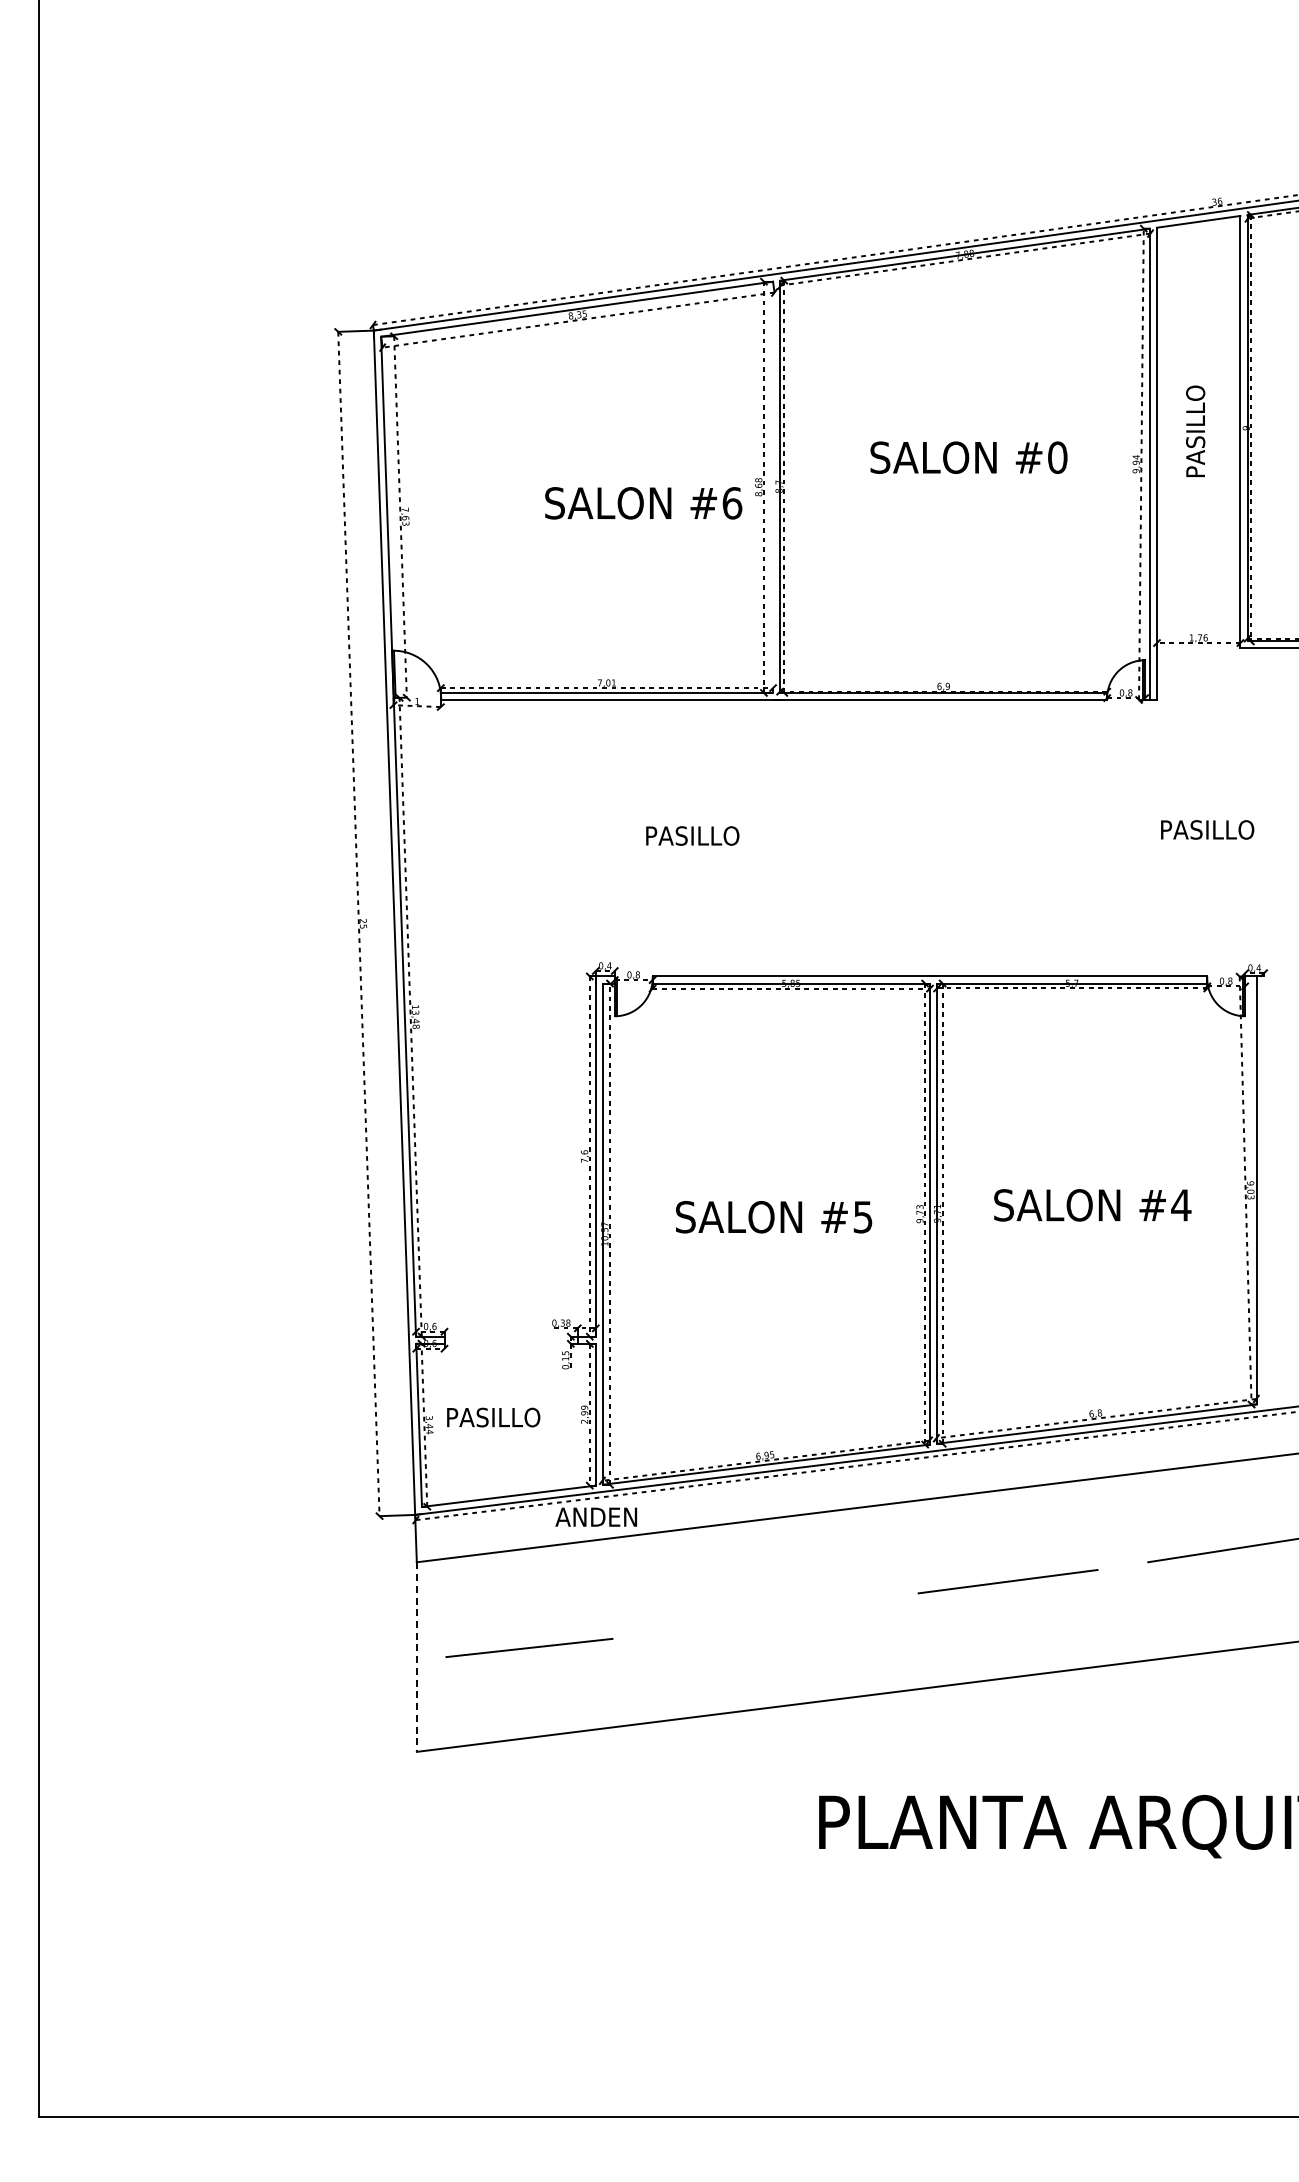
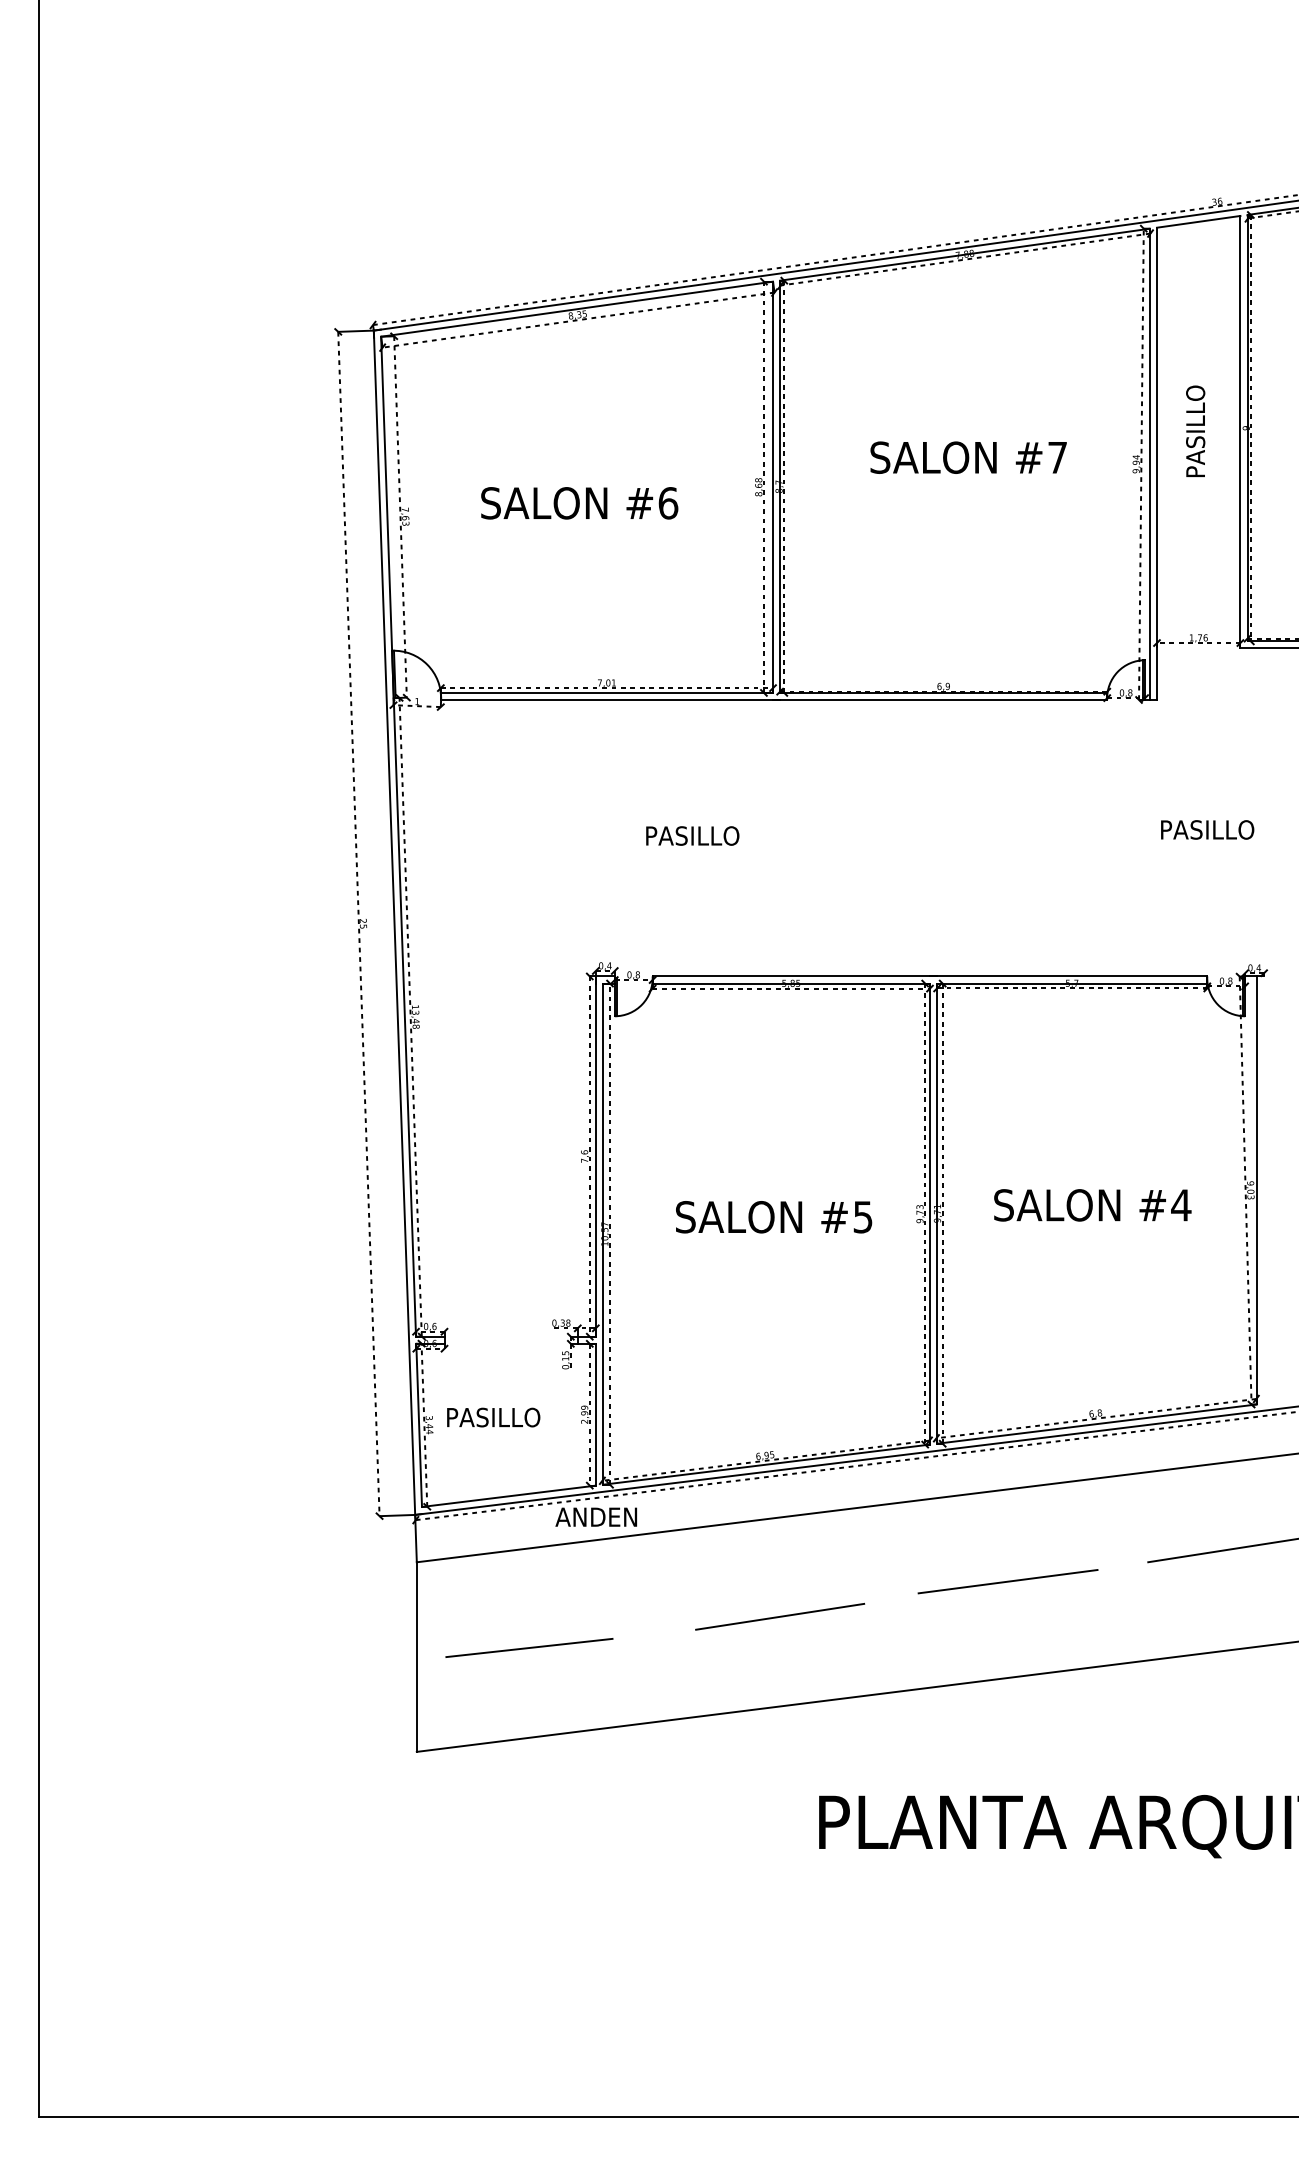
text: #0 -> #7 (1057, 457)
line: none -> present (773, 486)
text position: (643, 503) -> (579, 503) (579, 503)
line: none -> present (780, 1616)
line: dashed -> solid (416, 1657)
